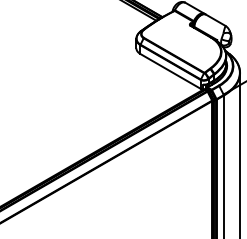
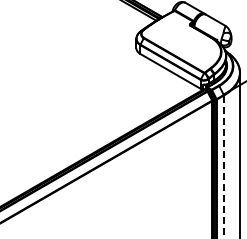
line: solid -> dashed (223, 167)
